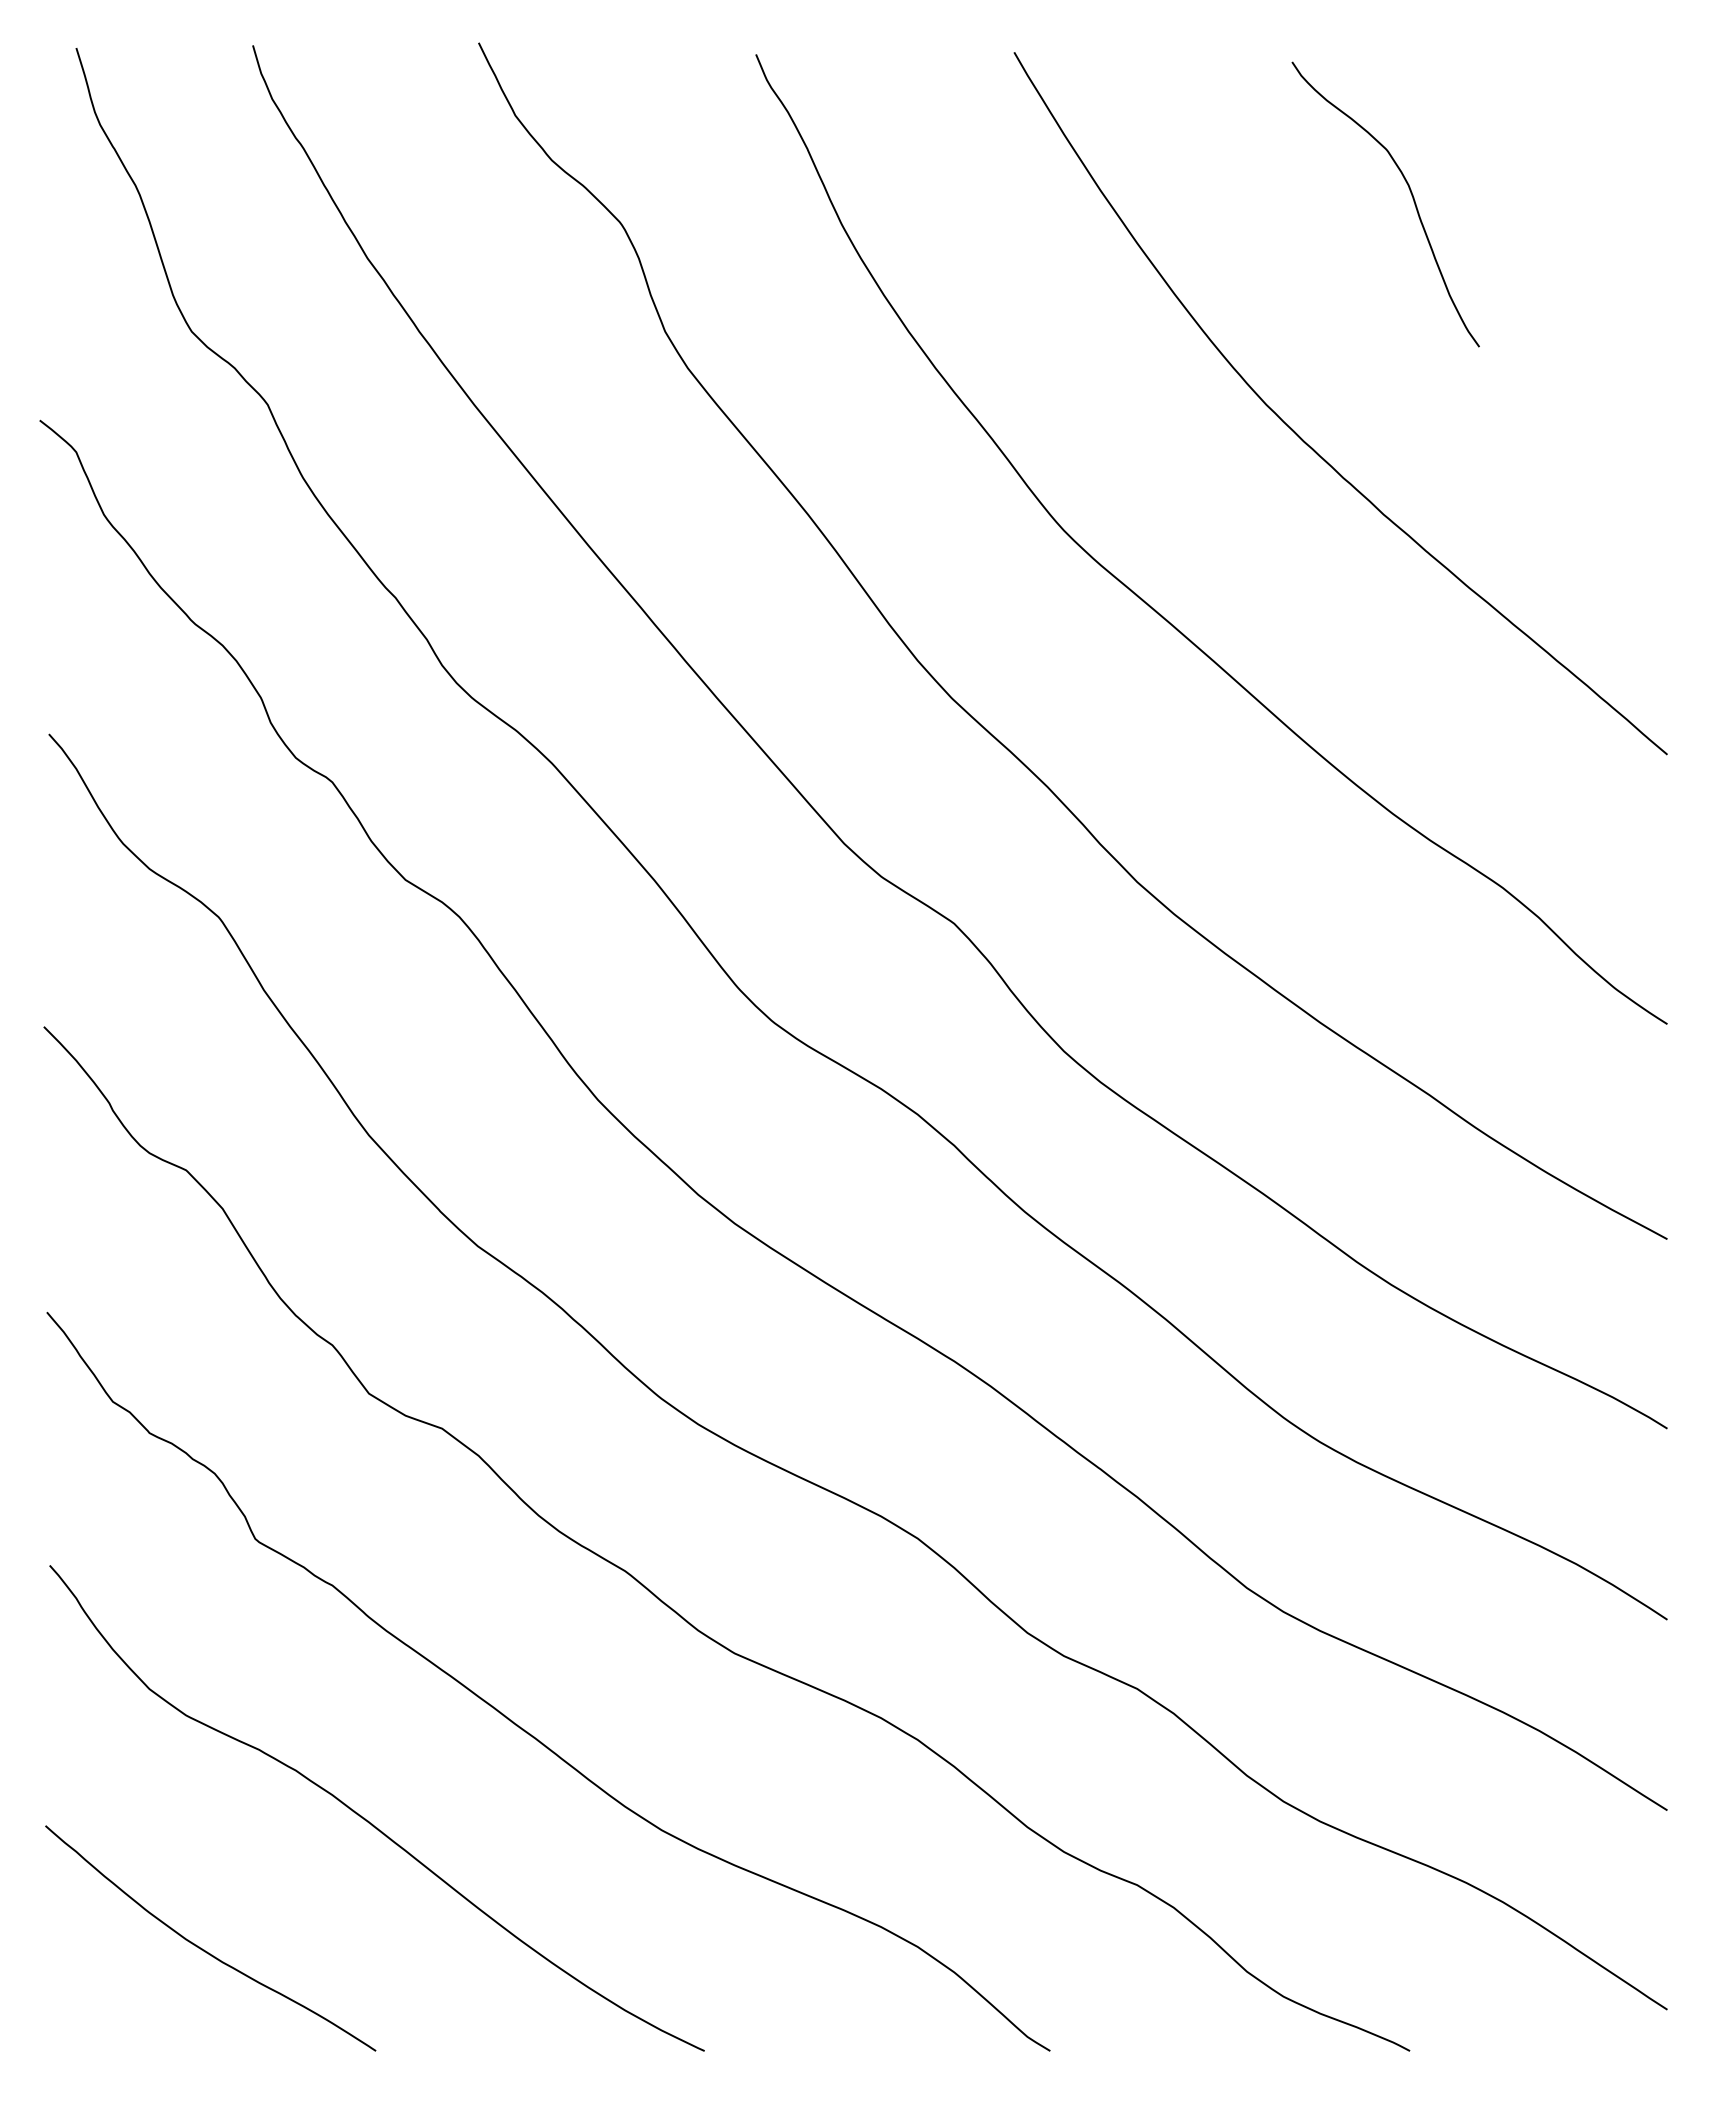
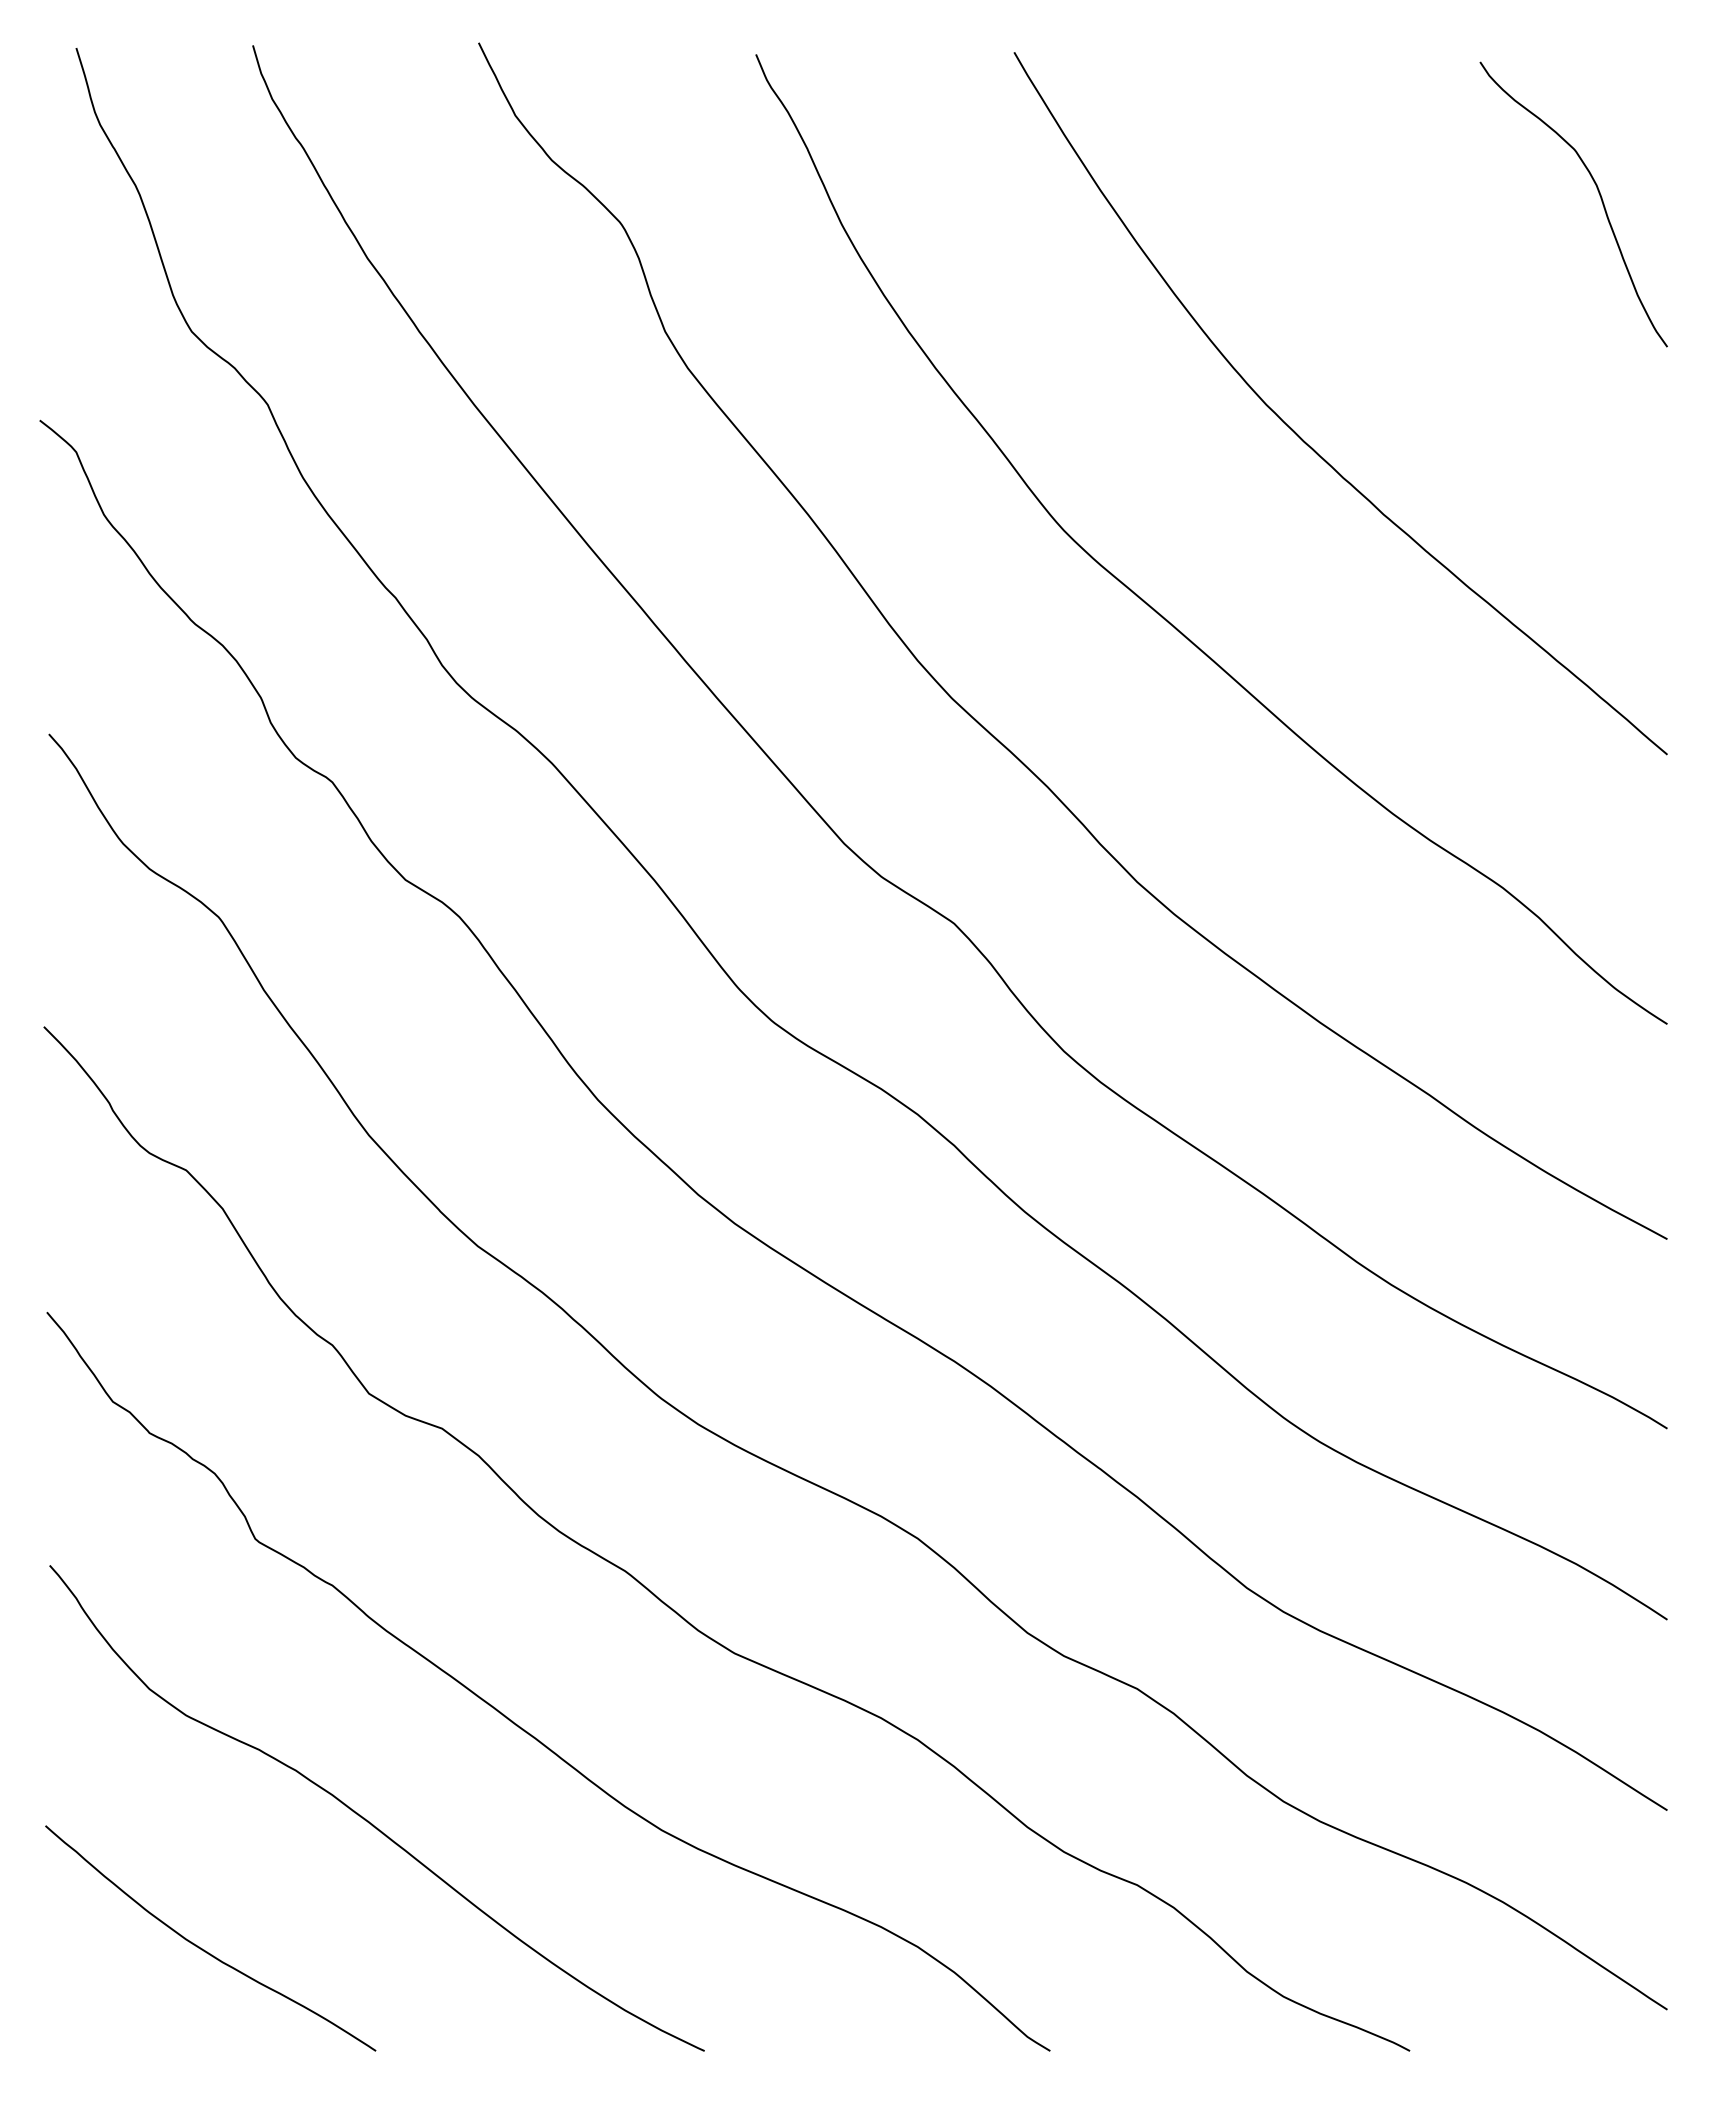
curve position: (1410, 193) -> (1598, 193) (1598, 193)
